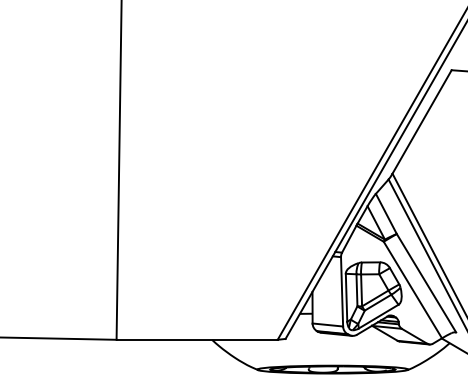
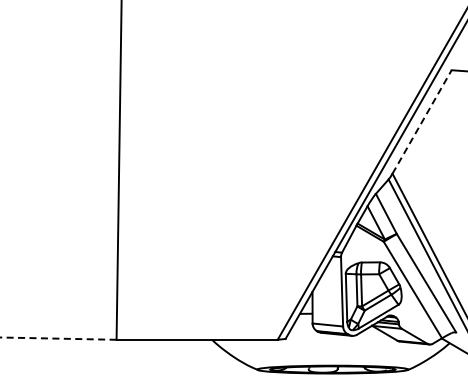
line: solid -> dashed (422, 121)
line: solid -> dashed (57, 338)
